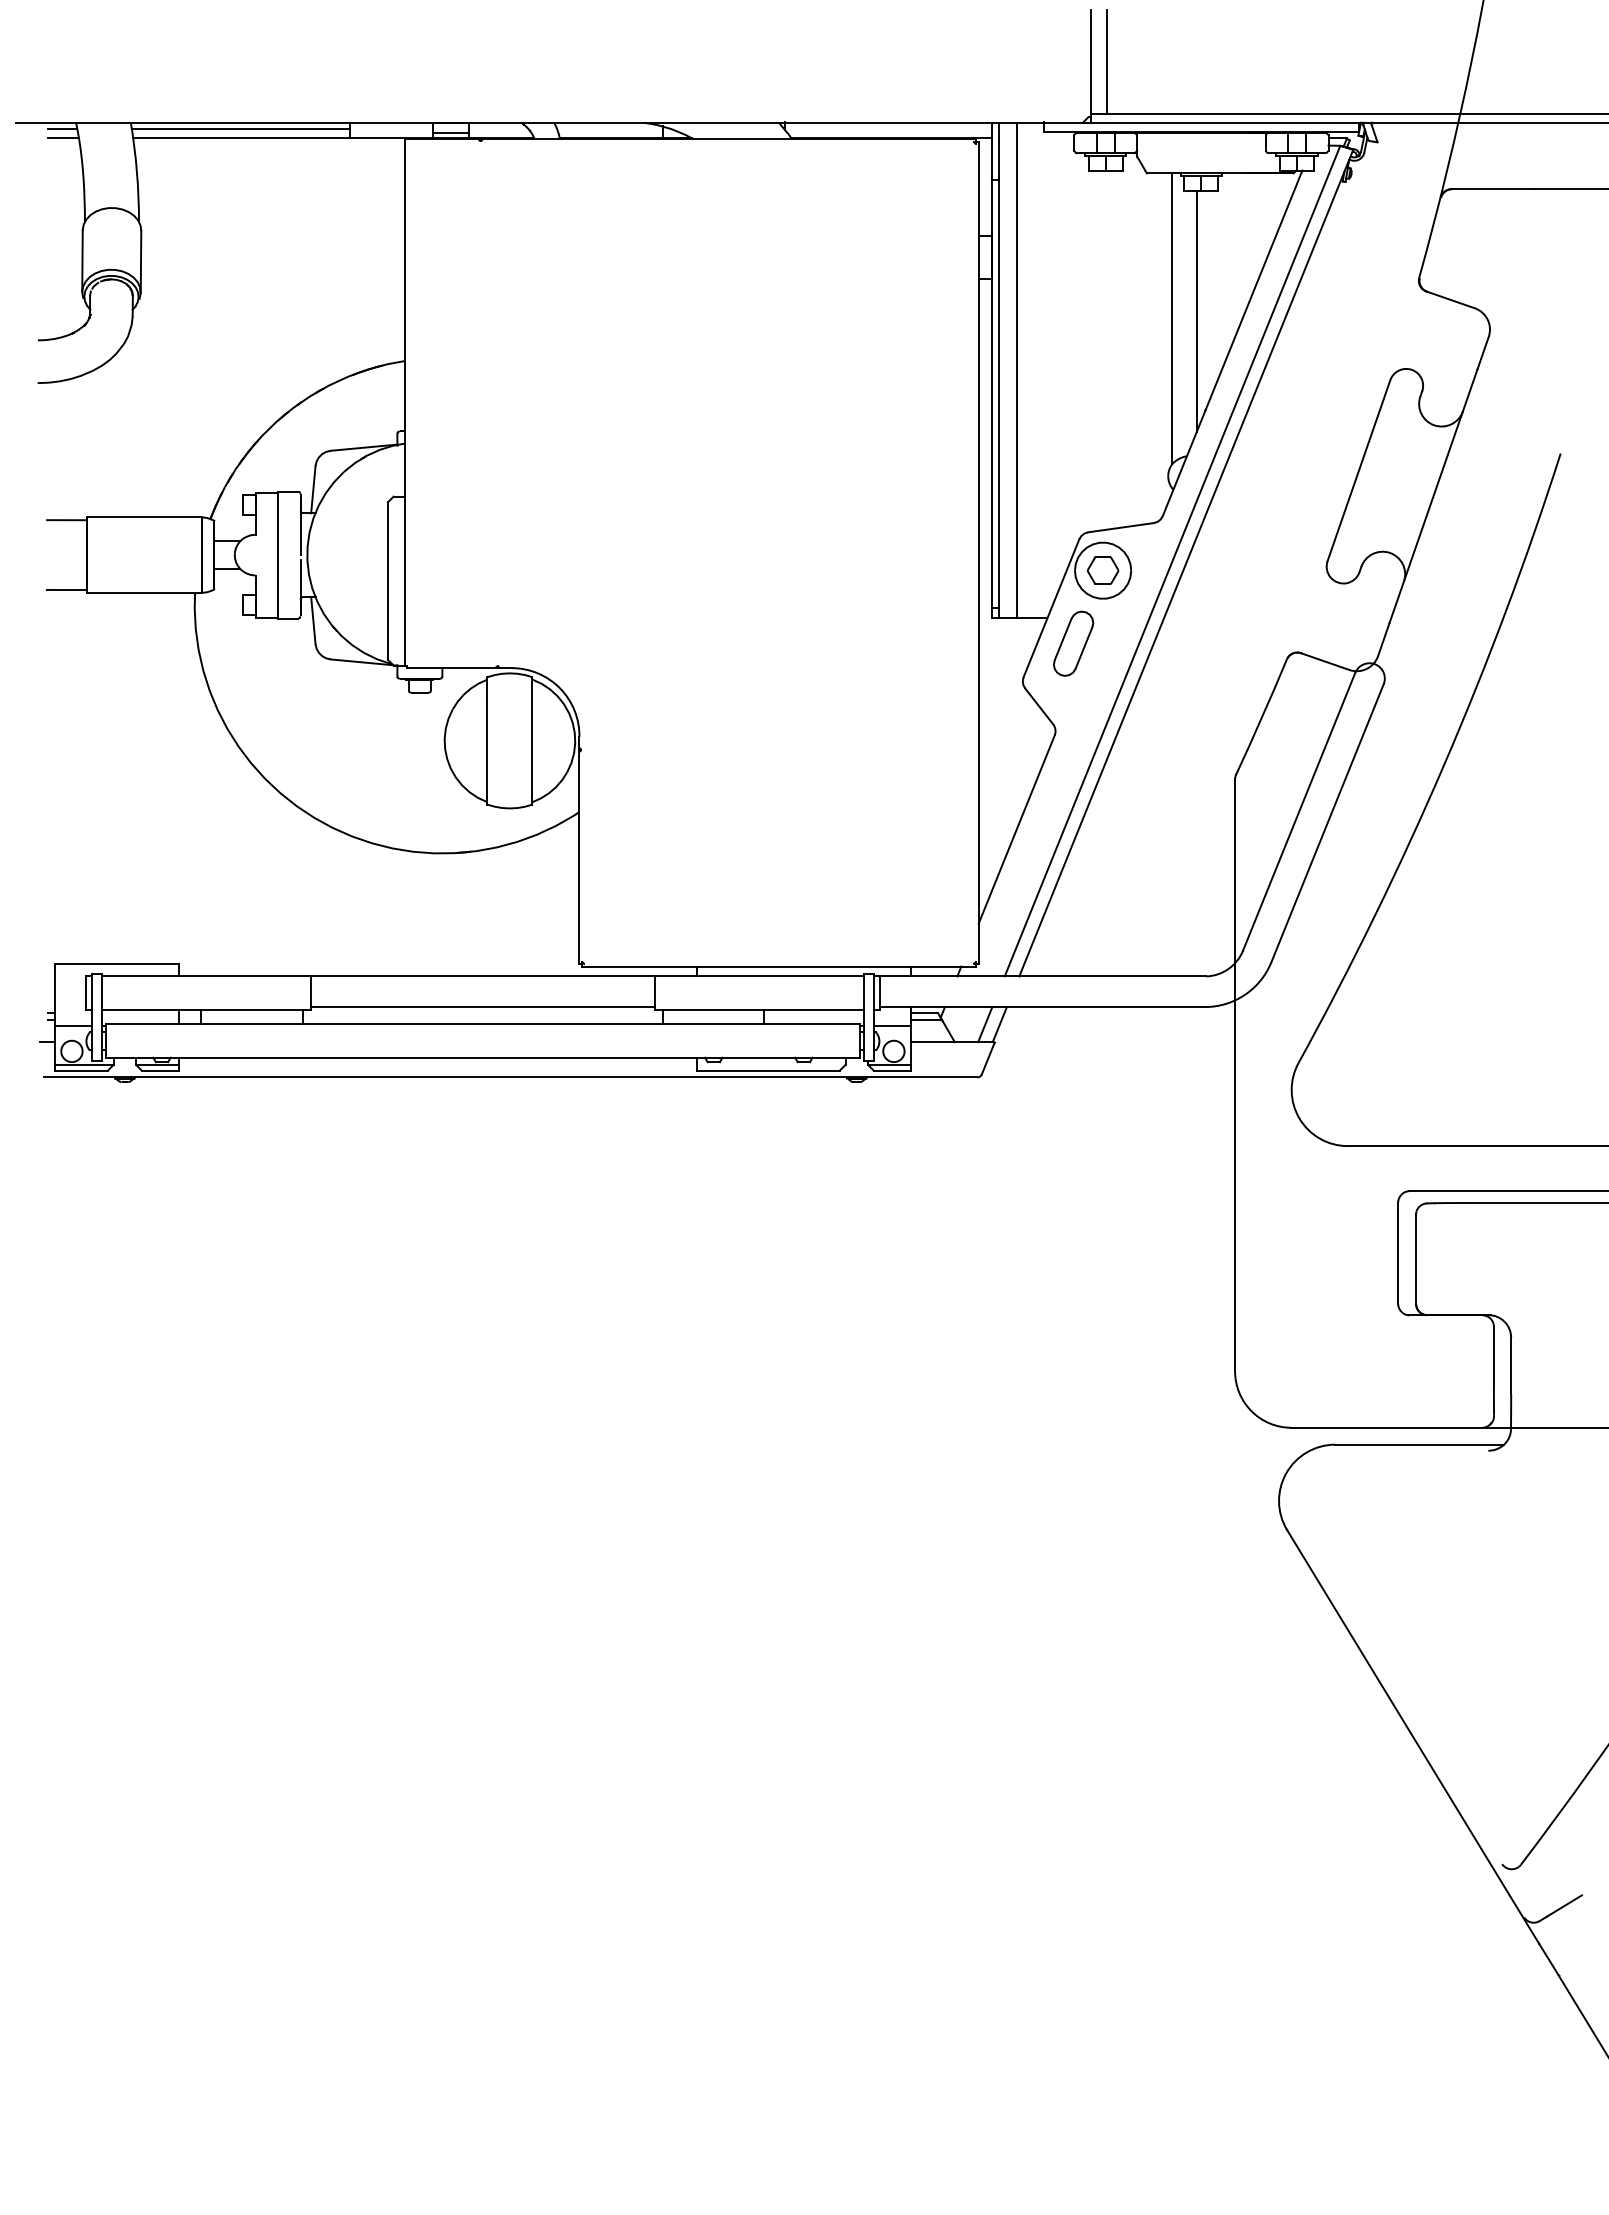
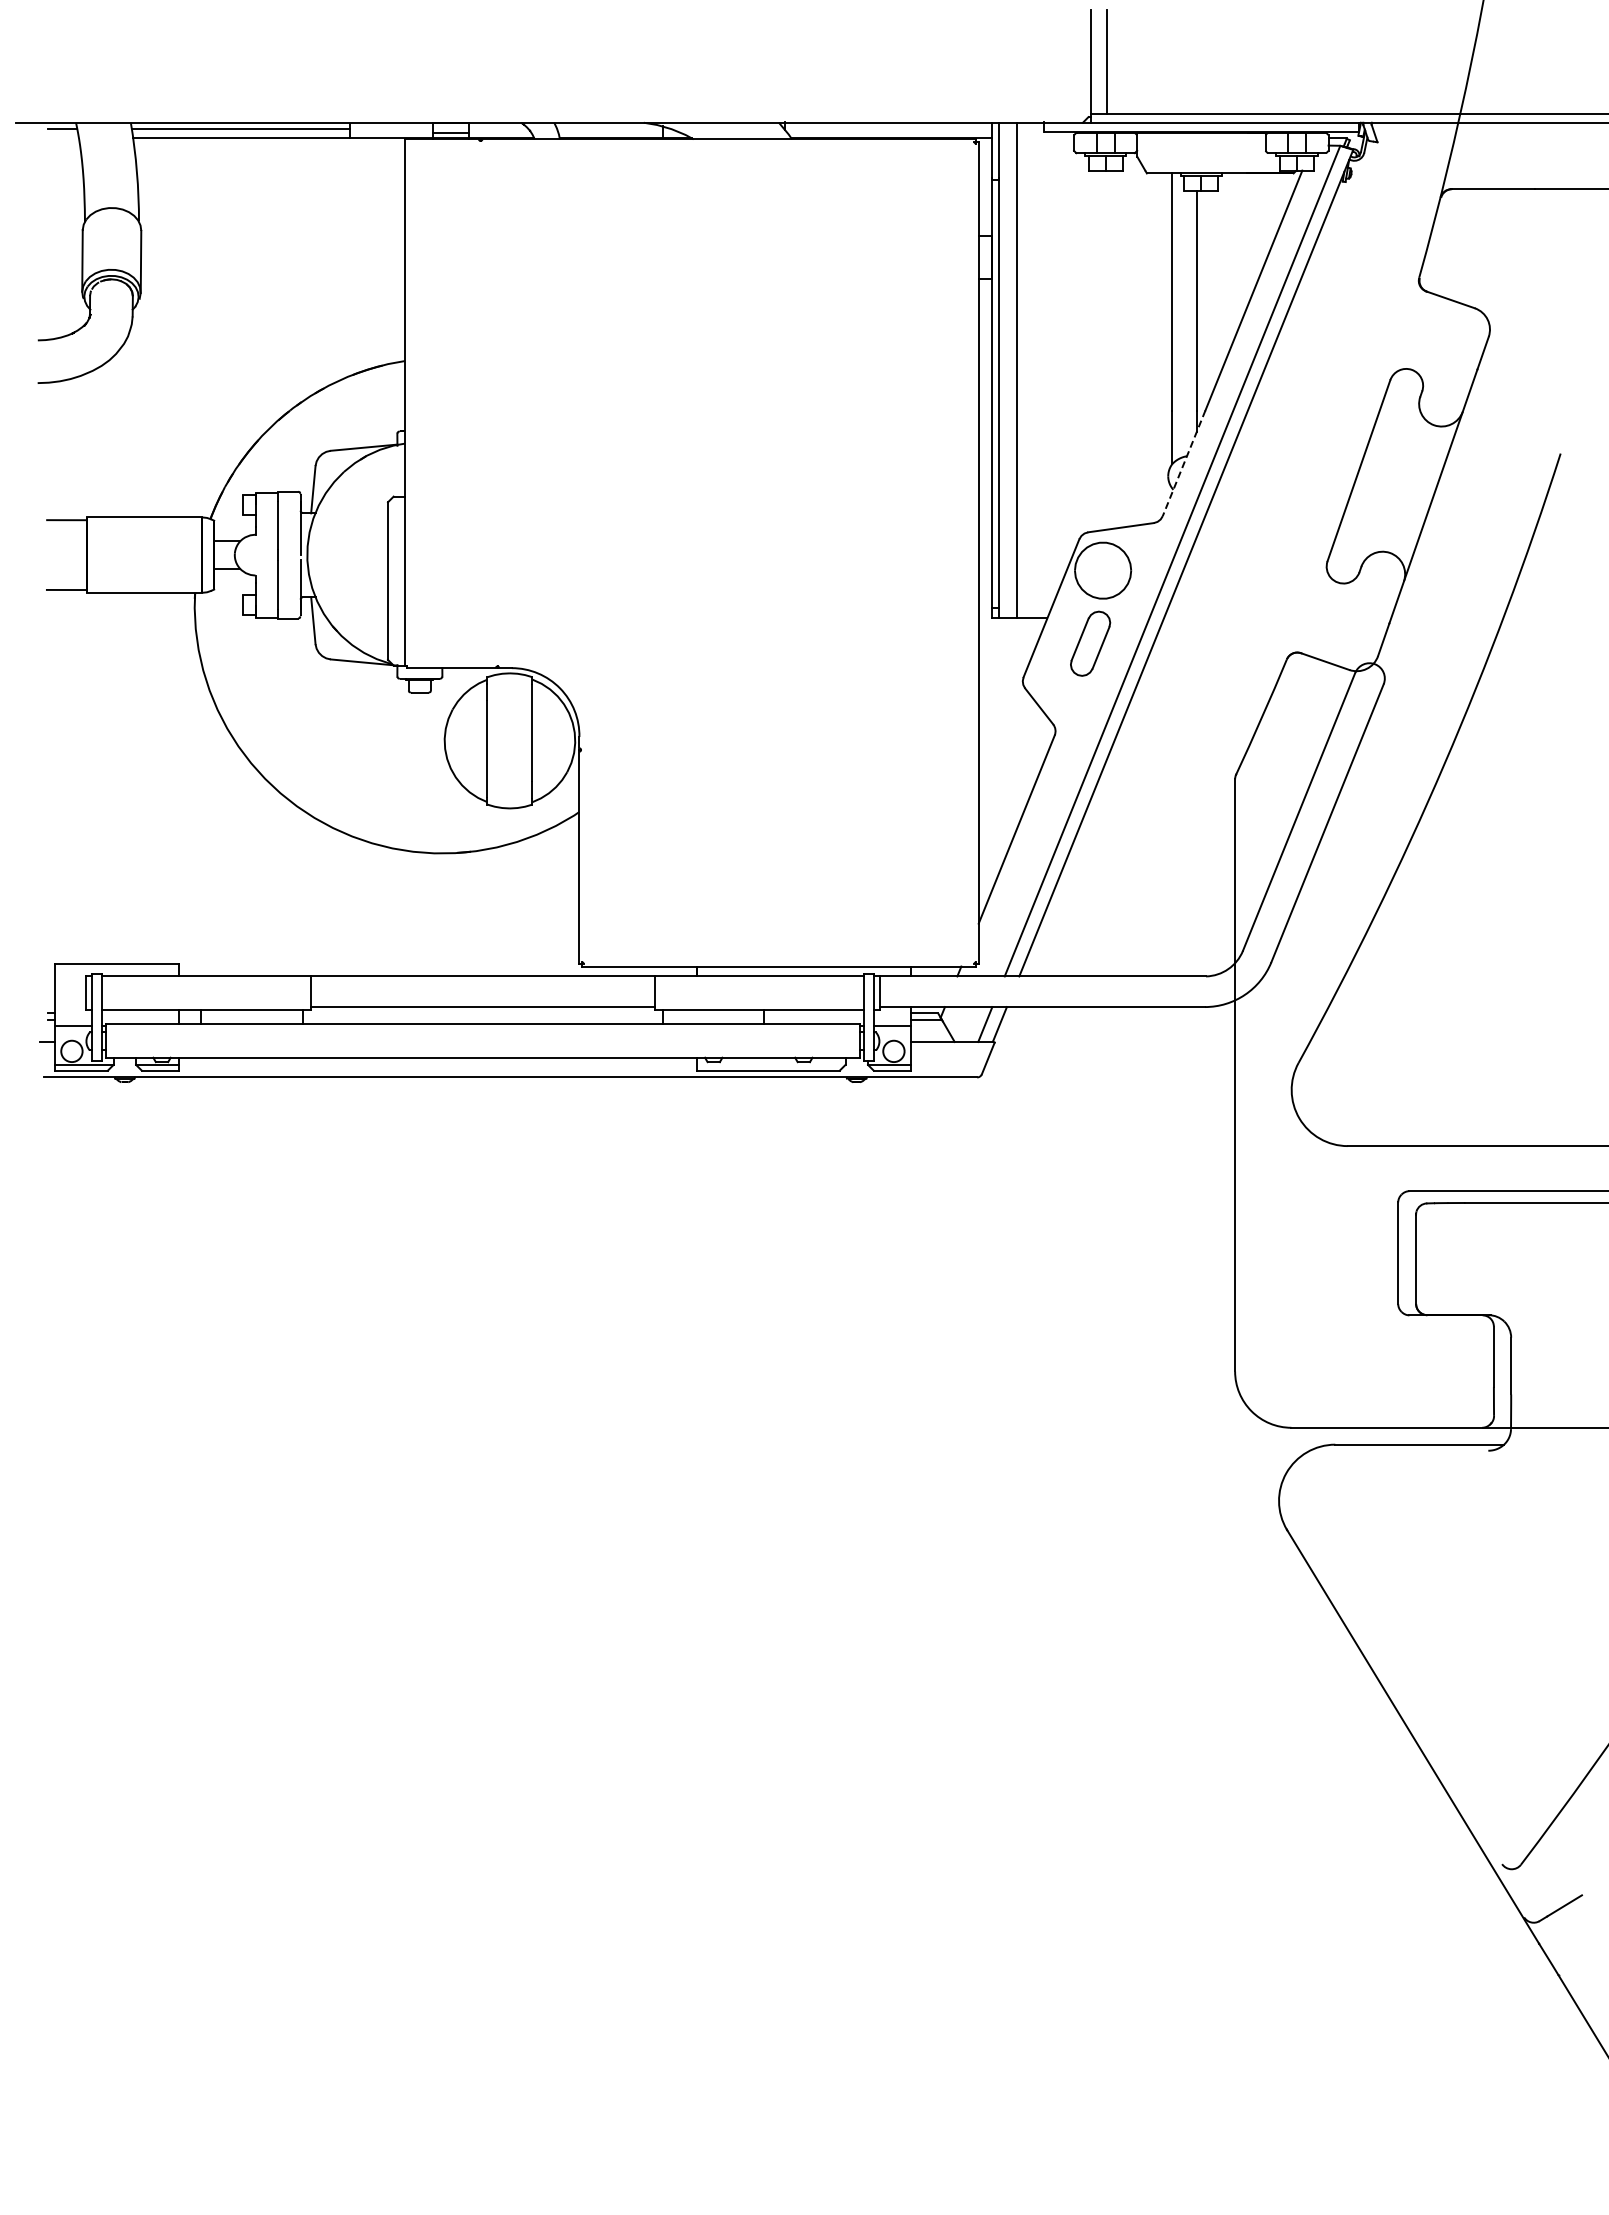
line: present -> none (63, 138)
line: solid -> dashed (1184, 463)
part: present -> none (1102, 570)
part position: (1073, 643) -> (1090, 643) (1090, 643)
